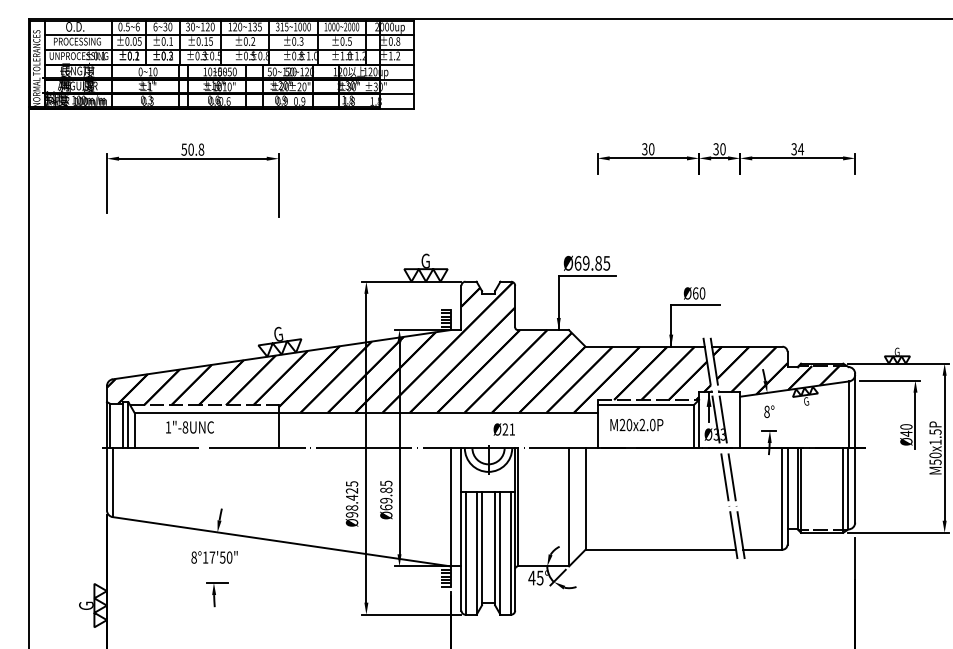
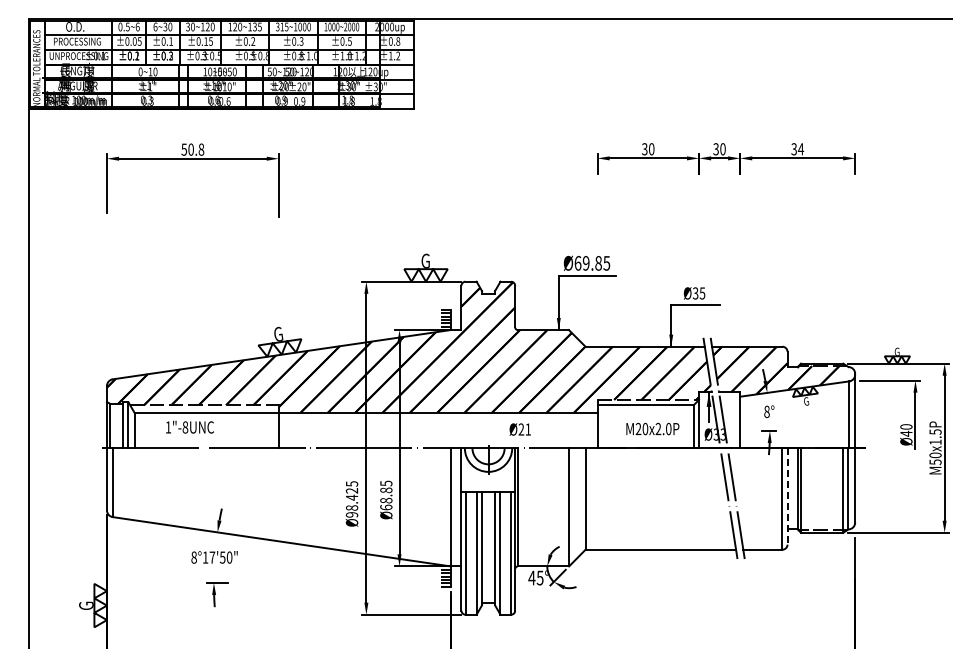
text: Ø60 -> Ø35 (698, 293)
text position: (636, 424) -> (652, 428) (652, 428)
text position: (503, 429) -> (519, 429) (519, 429)
line: solid -> dashed (787, 496)
text: Ø69.85 -> Ø68.85 (386, 500)
